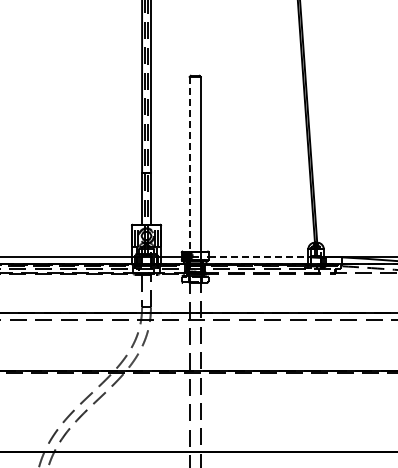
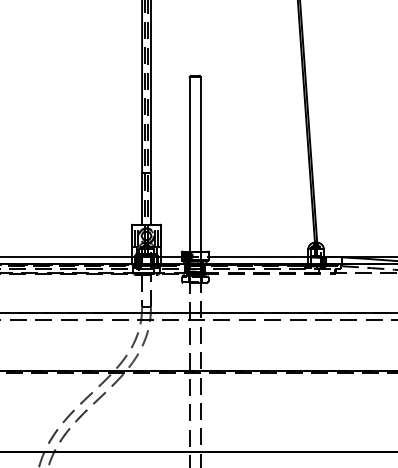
line: dashed -> solid (189, 164)
line: dashed -> solid (260, 257)
